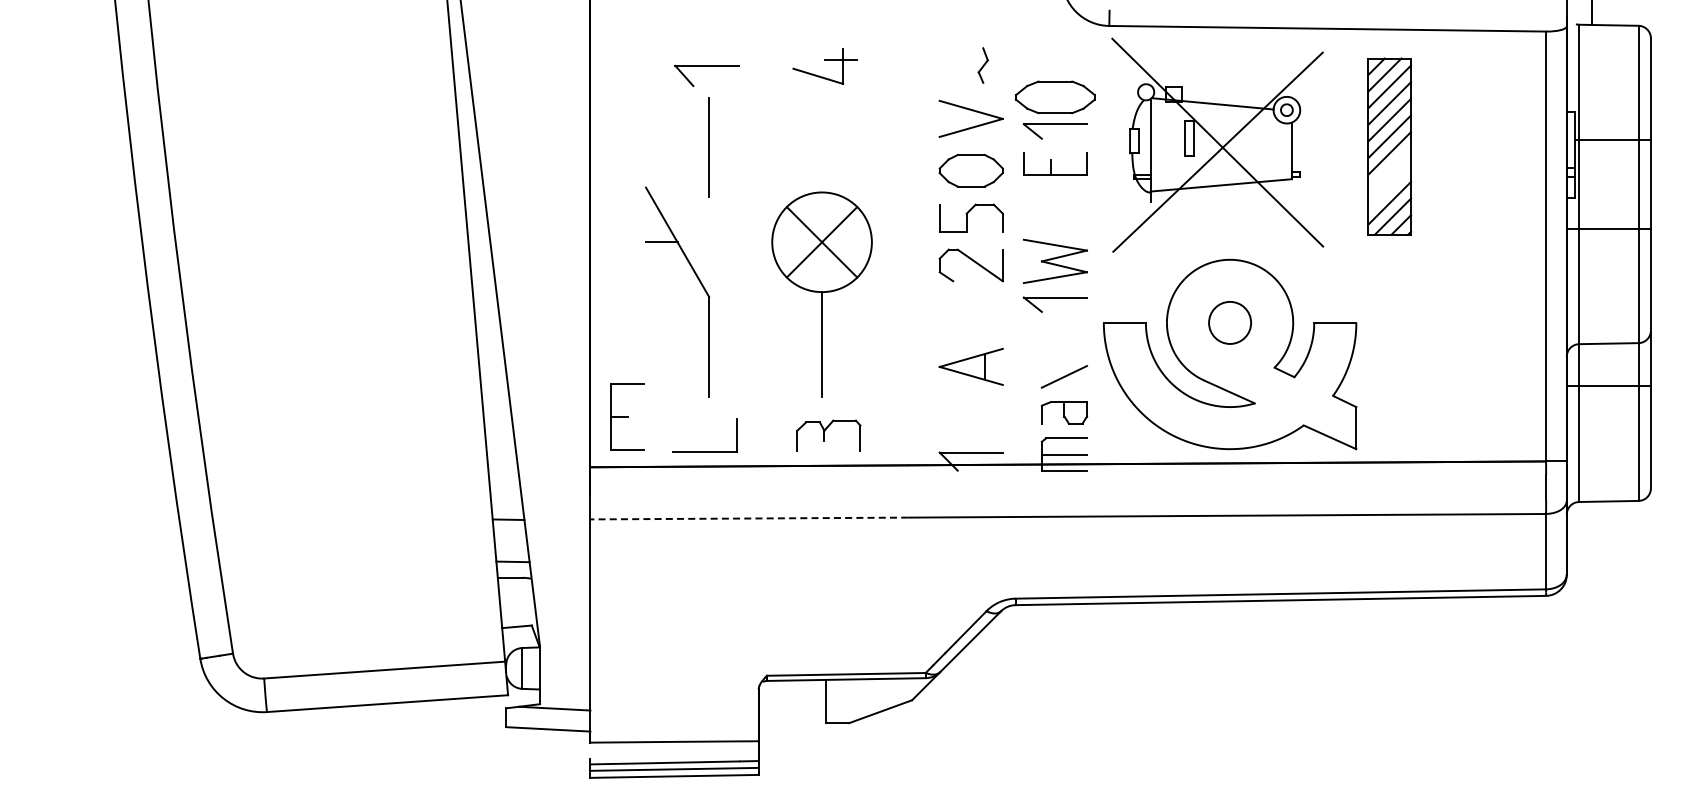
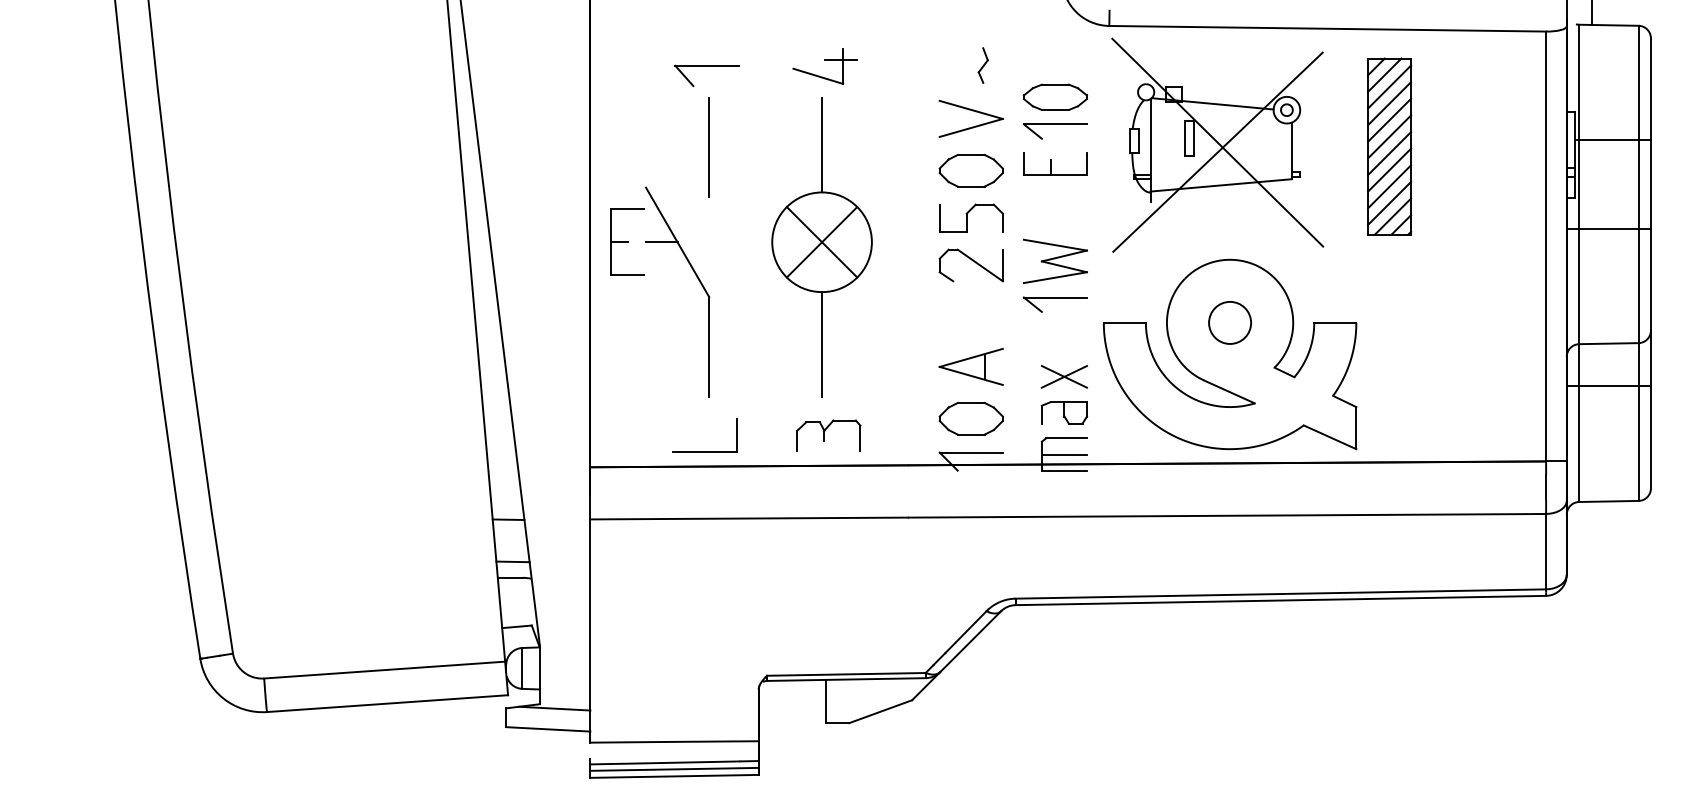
part size: 82x35 px -> 67x28 px (1055, 96)
line: none -> present (822, 144)
line: none -> present (1389, 169)
line: none -> present (1389, 186)
line: none -> present (1064, 376)
part position: (627, 416) -> (627, 241) (627, 241)
part: none -> present (970, 418)
line: dashed -> solid (749, 518)
